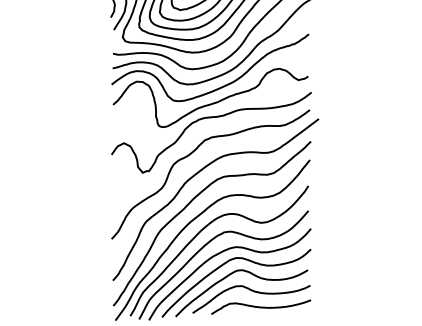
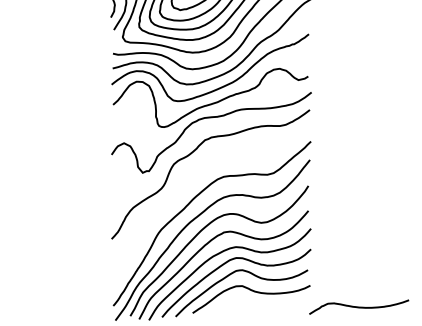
curve: present -> none (197, 174)
curve position: (261, 306) -> (359, 306) (359, 306)
